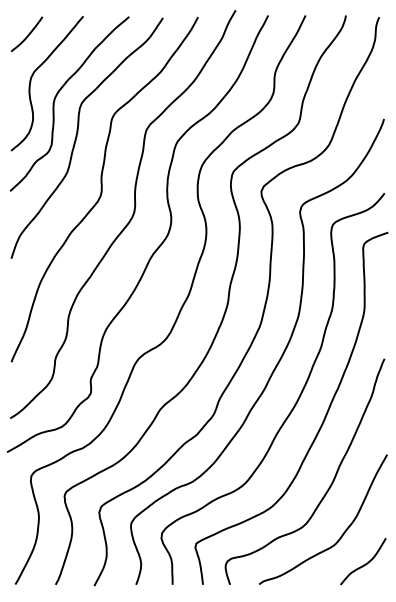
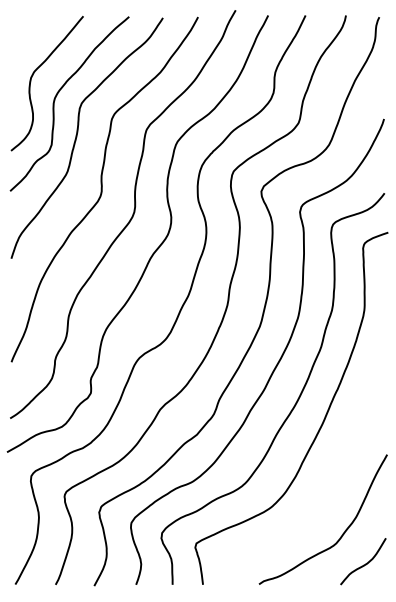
curve: present -> none (28, 33)
curve: present -> none (328, 487)
